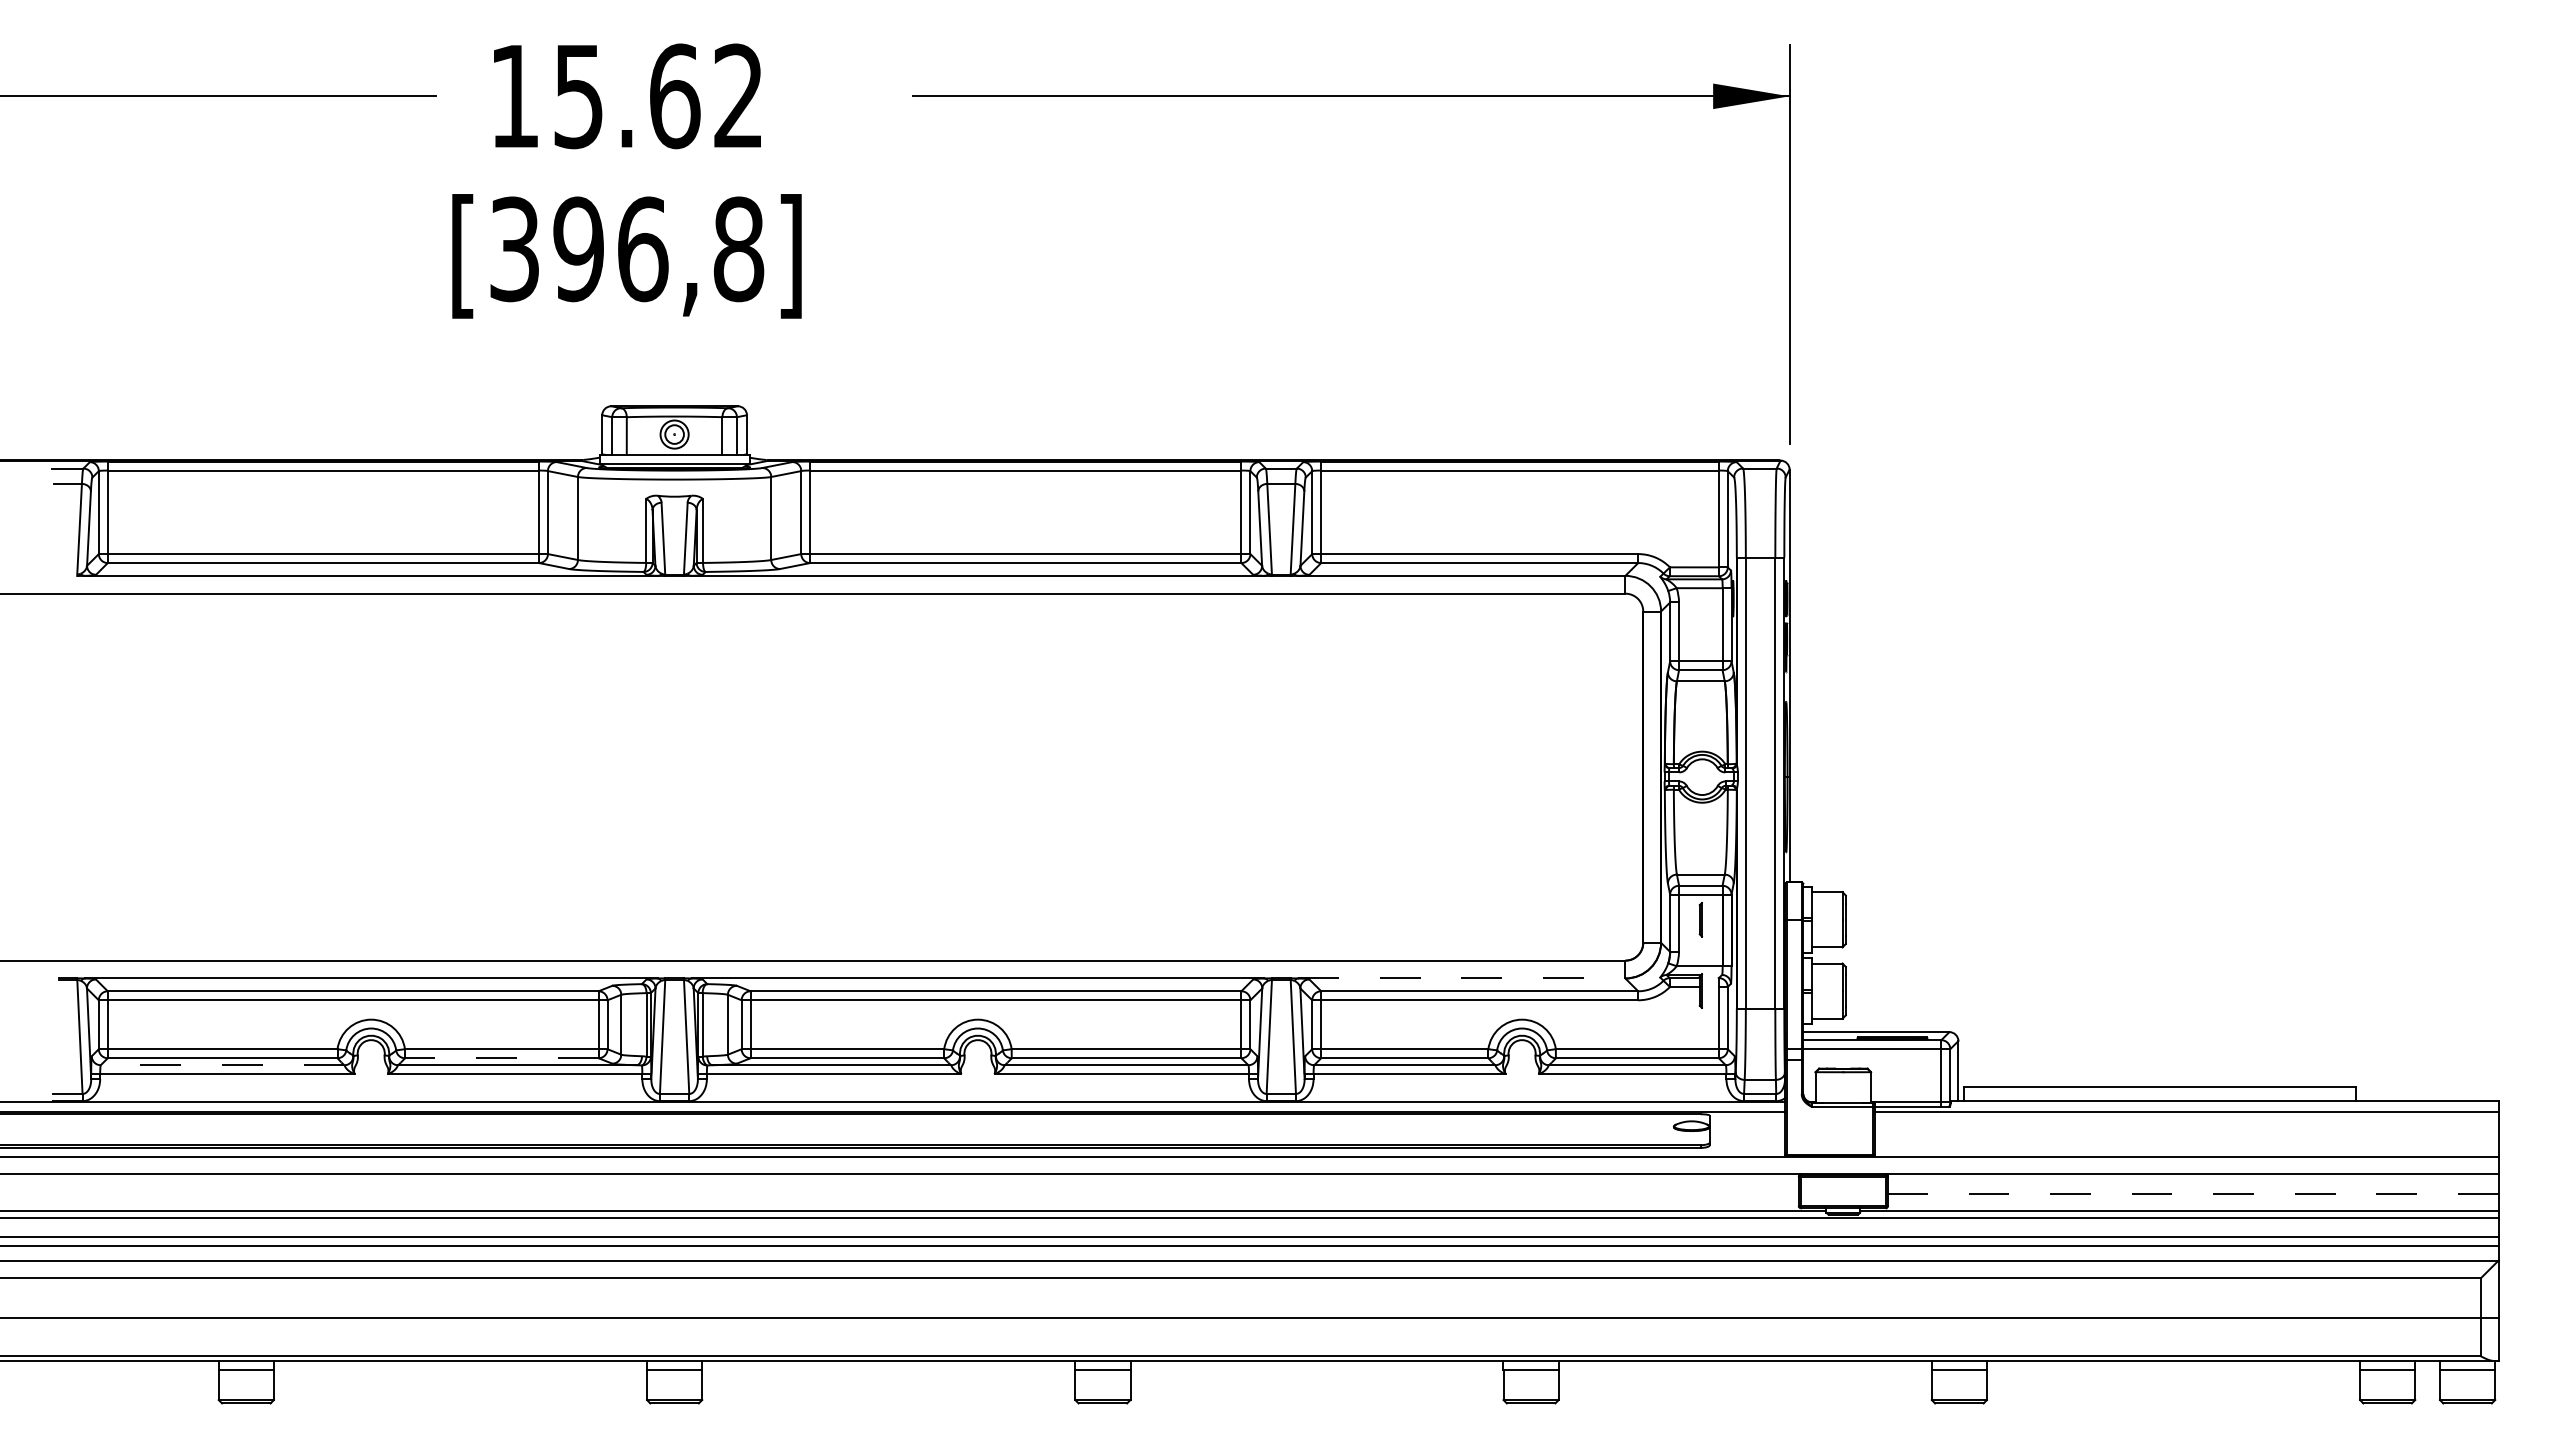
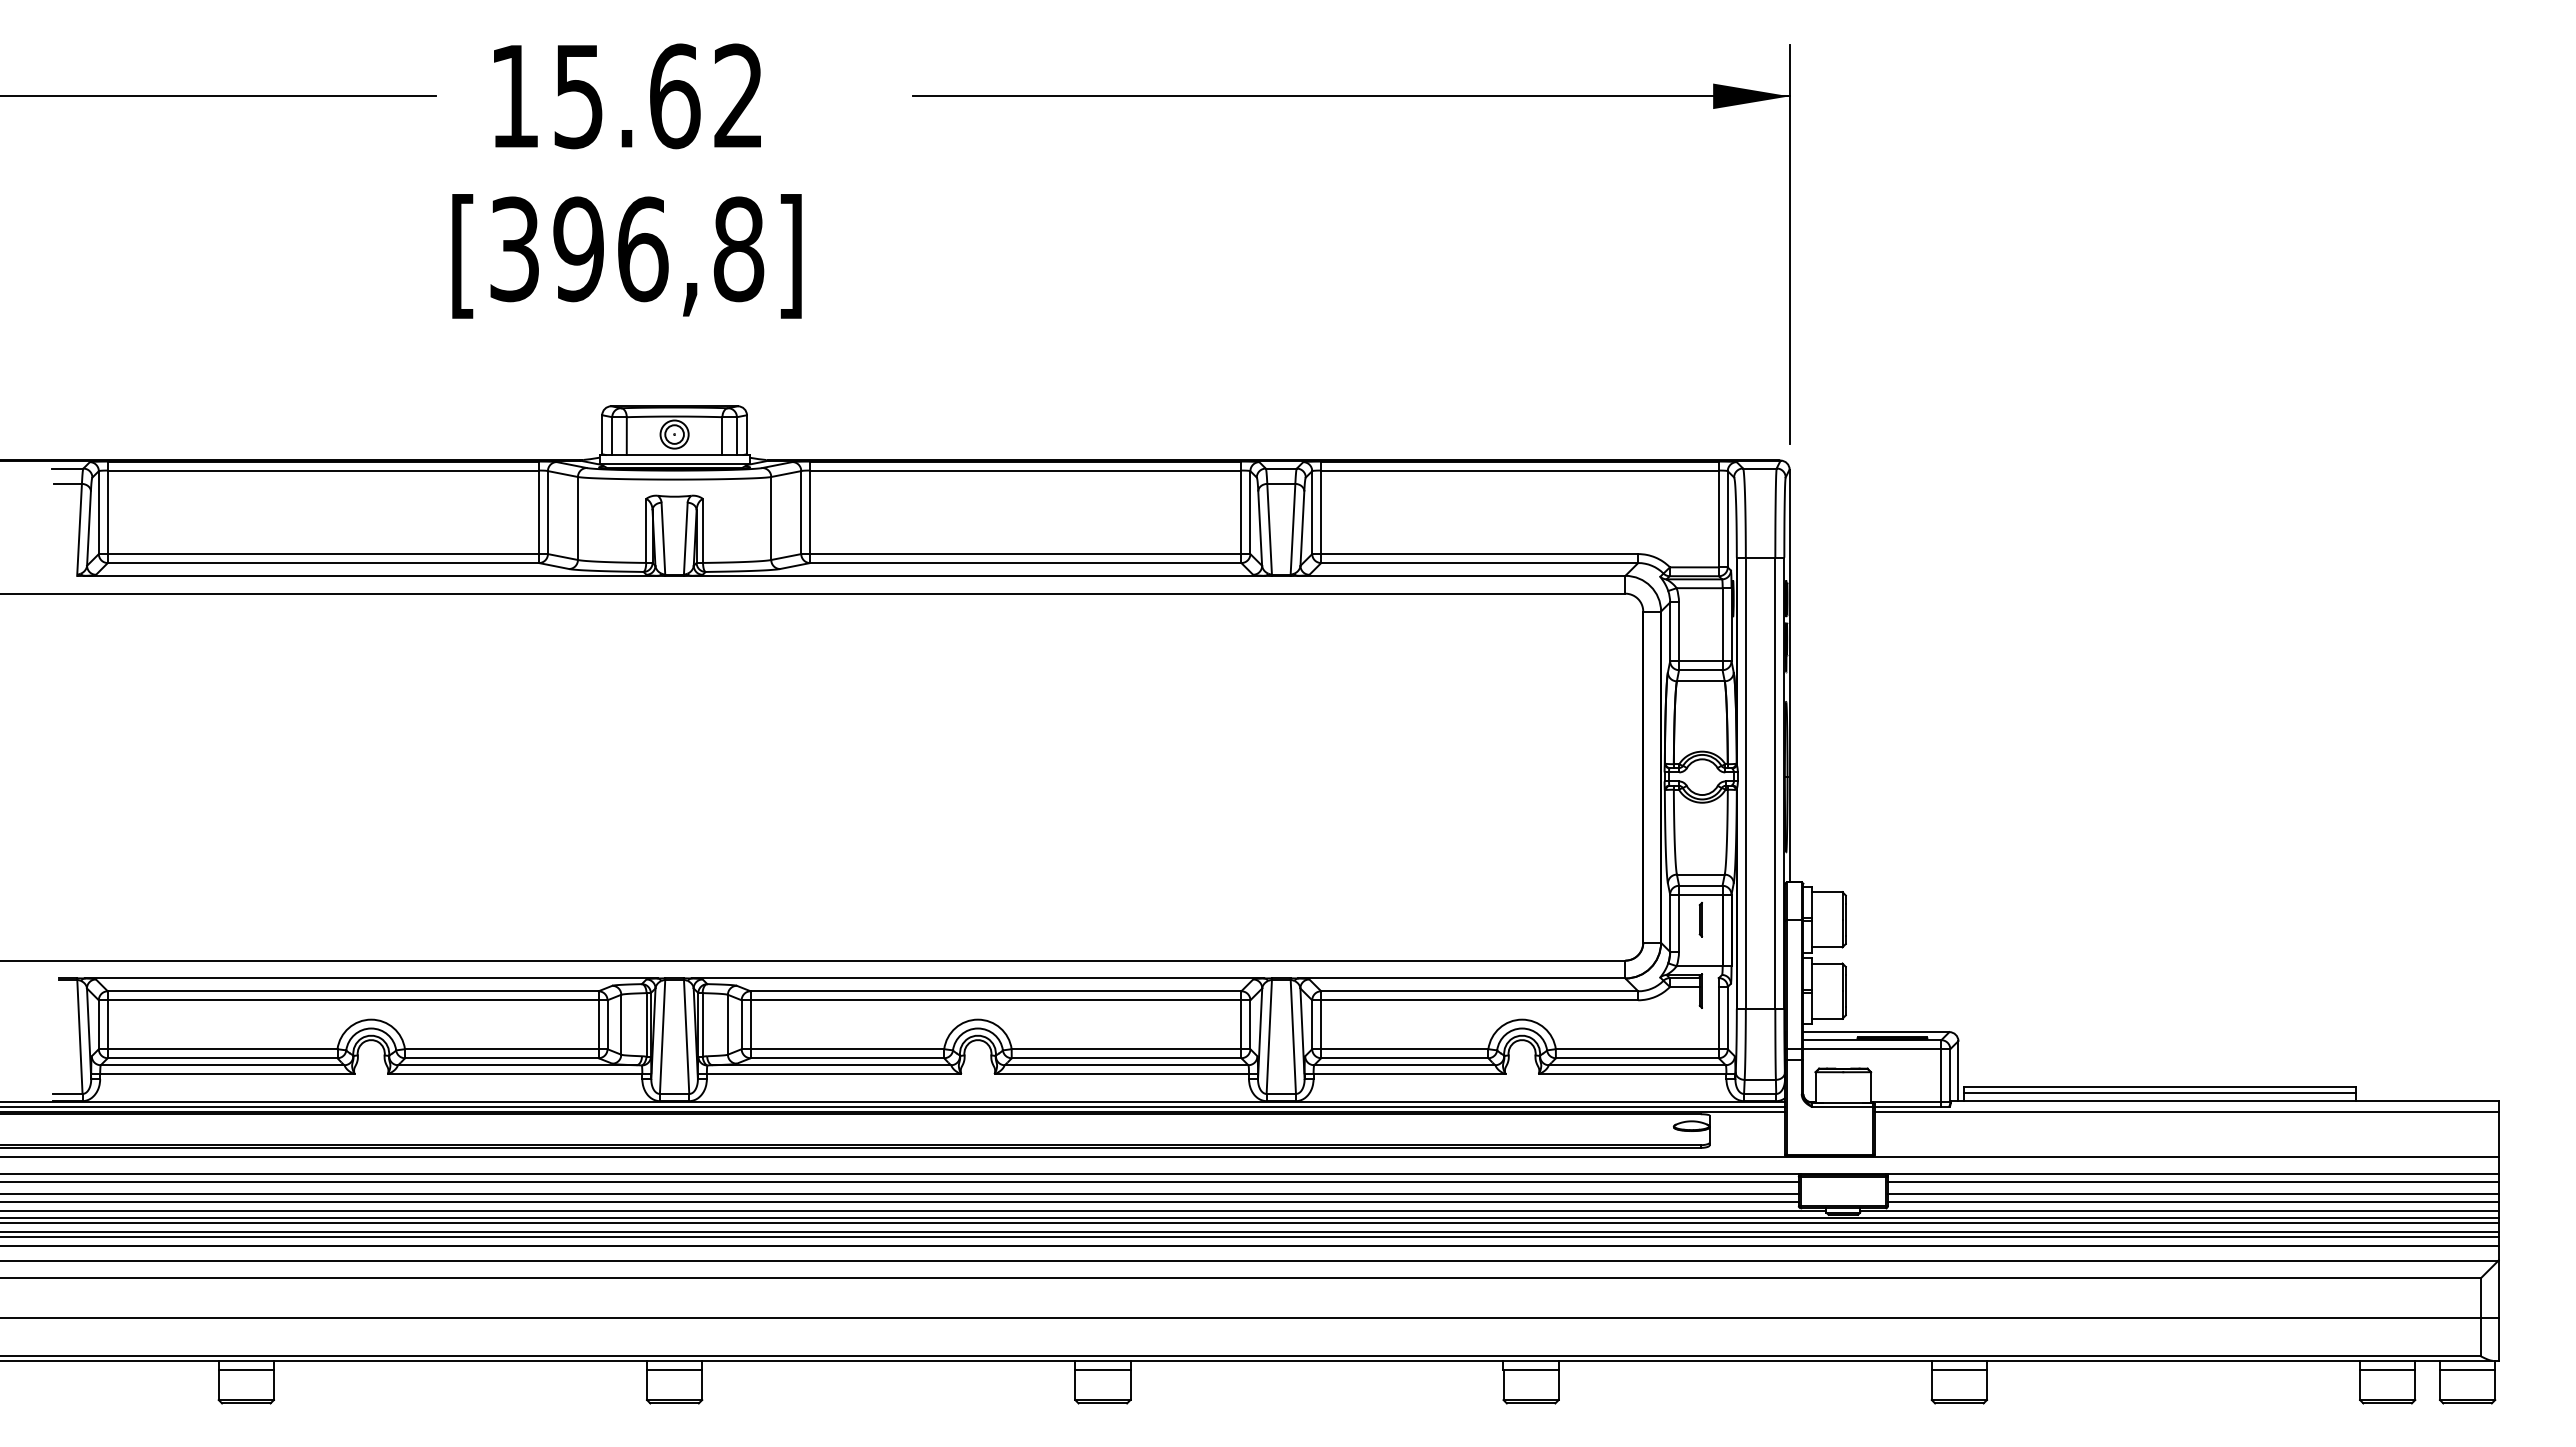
line: dashed -> solid (1461, 978)
line: dashed -> solid (501, 1058)
line: dashed -> solid (222, 1065)
line: none -> present (2159, 1093)
line: none -> present (893, 1106)
line: none -> present (900, 1182)
line: none -> present (2192, 1182)
line: none -> present (900, 1193)
line: dashed -> solid (2192, 1193)
line: none -> present (900, 1201)
line: none -> present (2192, 1201)
line: none -> present (1250, 1222)
line: none -> present (1250, 1231)
